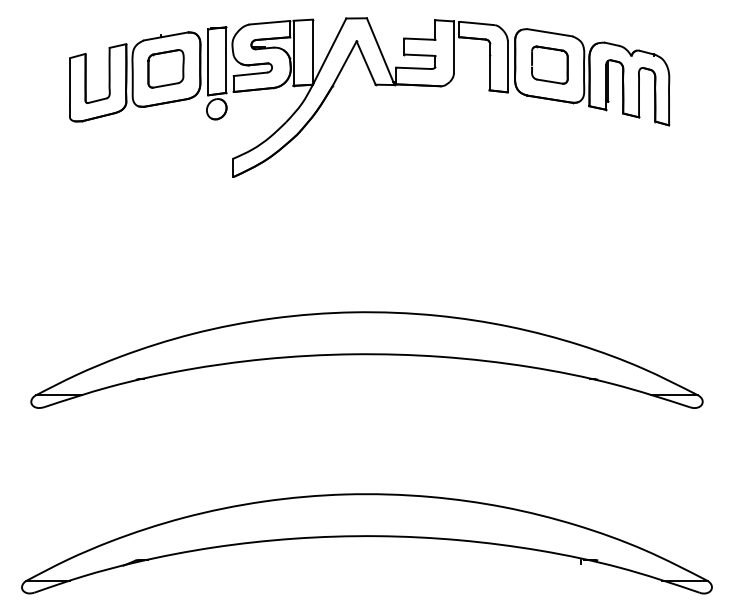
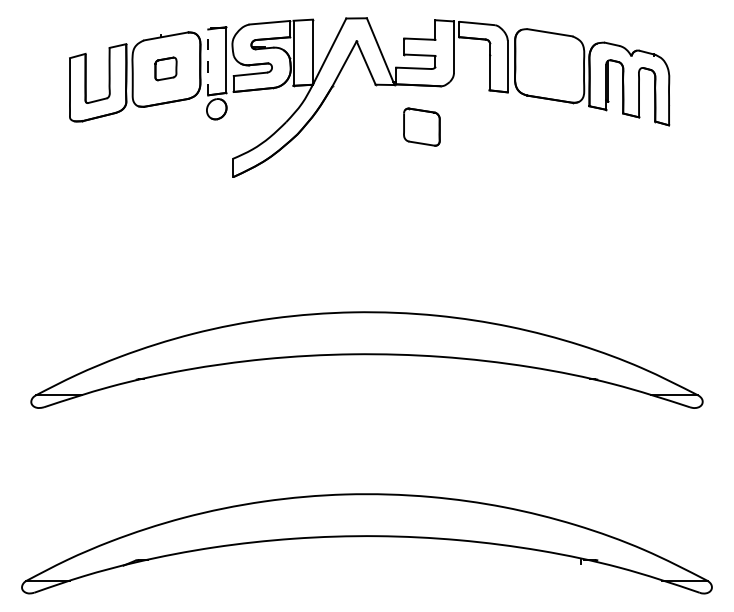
line: solid -> dashed (208, 62)
part position: (549, 64) -> (421, 126) (421, 126)
part size: 38x40 px -> 24x26 px (165, 68)
